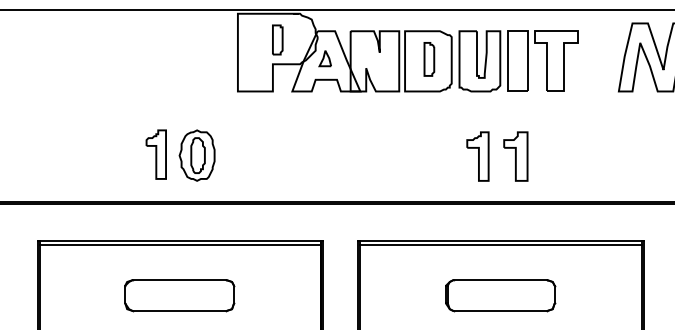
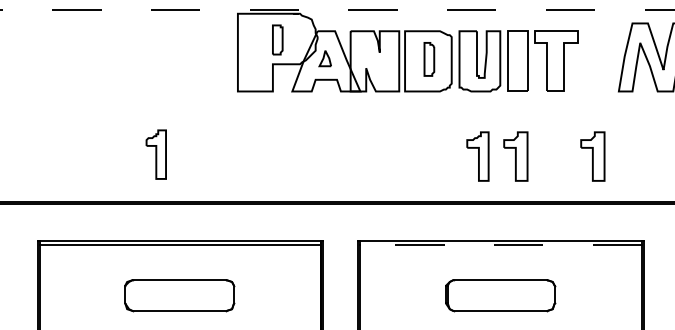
line: solid -> dashed (337, 9)
part: present -> none (196, 155)
part: none -> present (592, 156)
line: solid -> dashed (501, 245)
